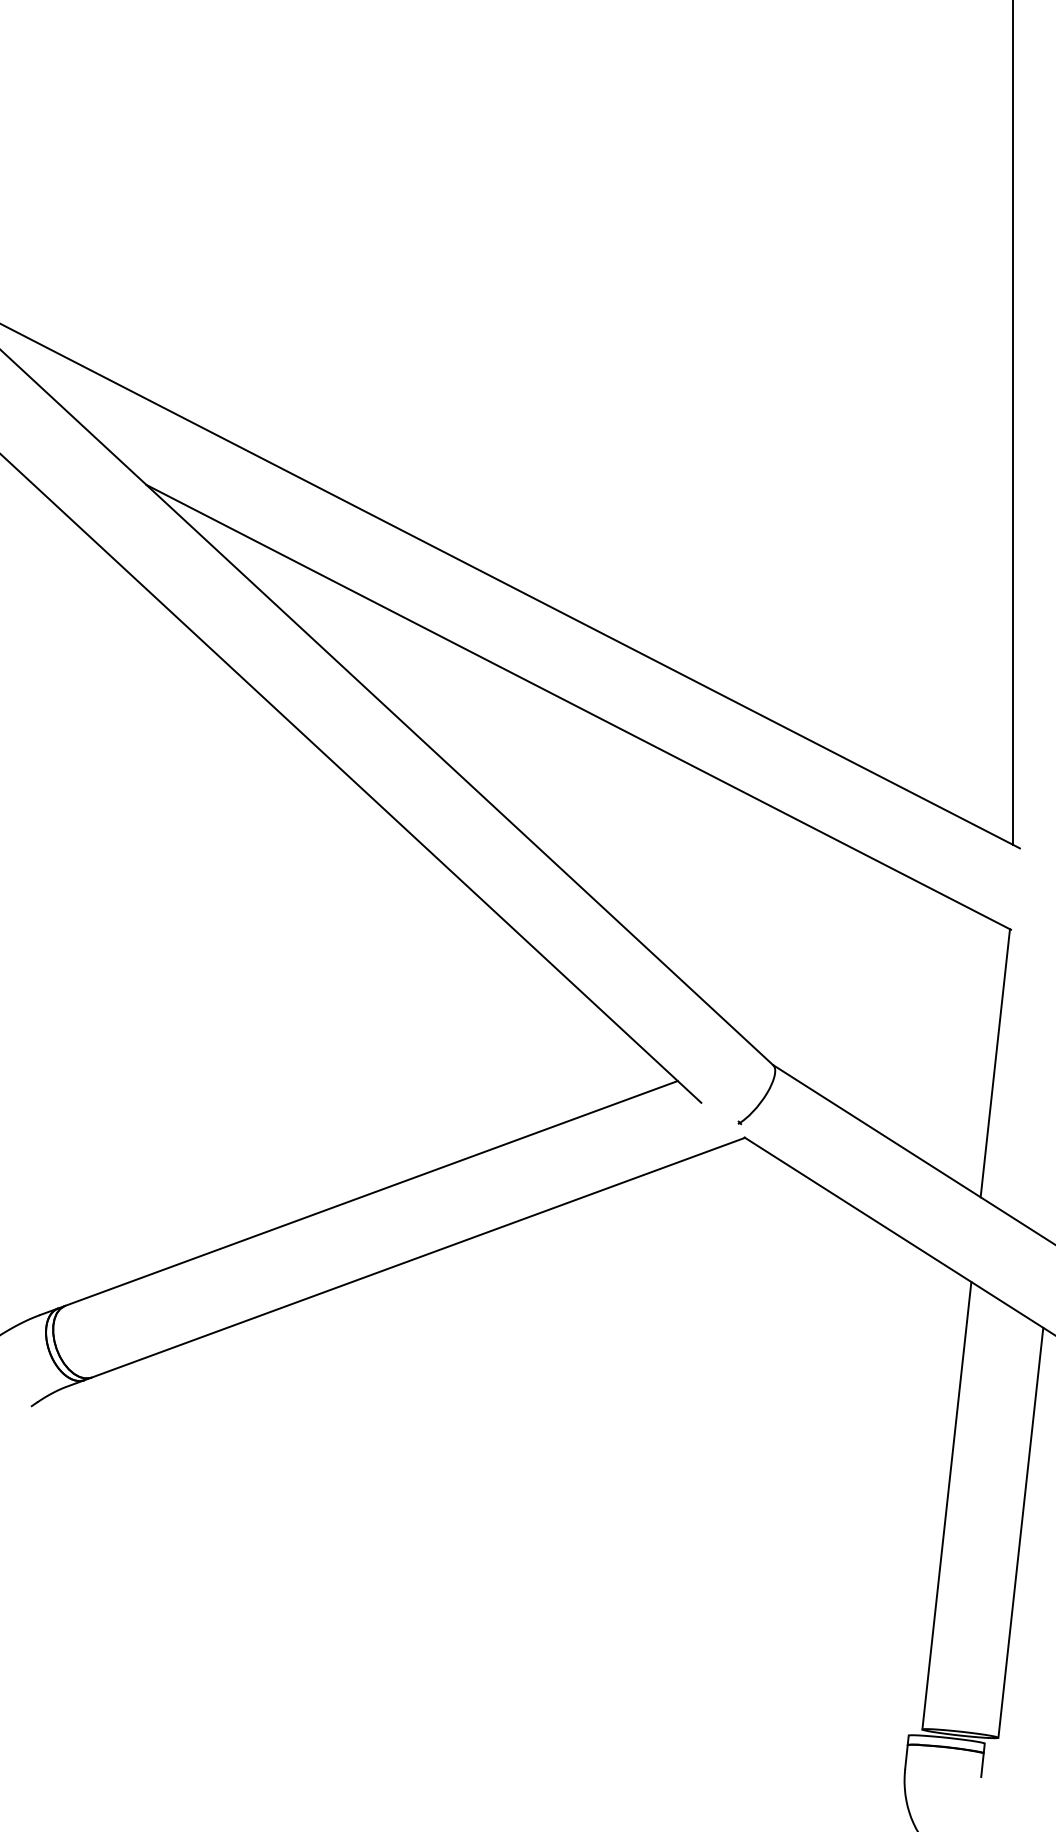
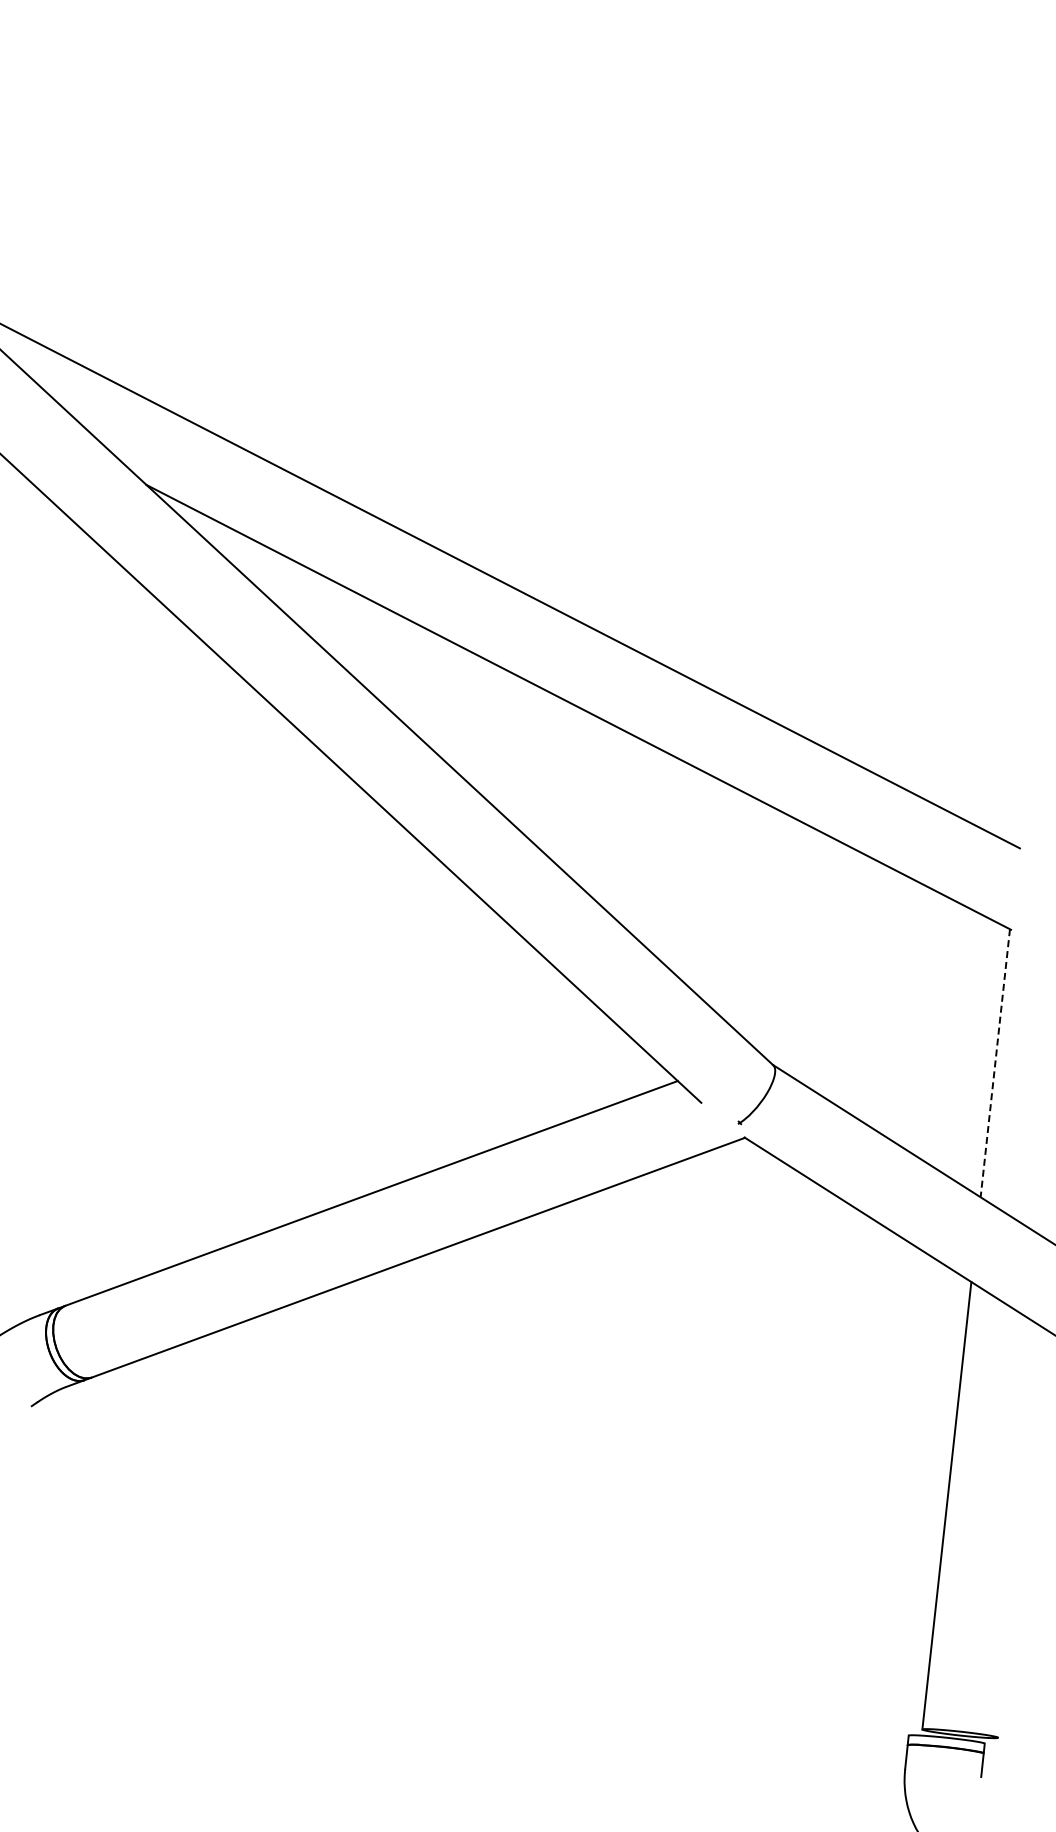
line: present -> none (1012, 423)
line: solid -> dashed (995, 1063)
line: present -> none (1020, 1532)
